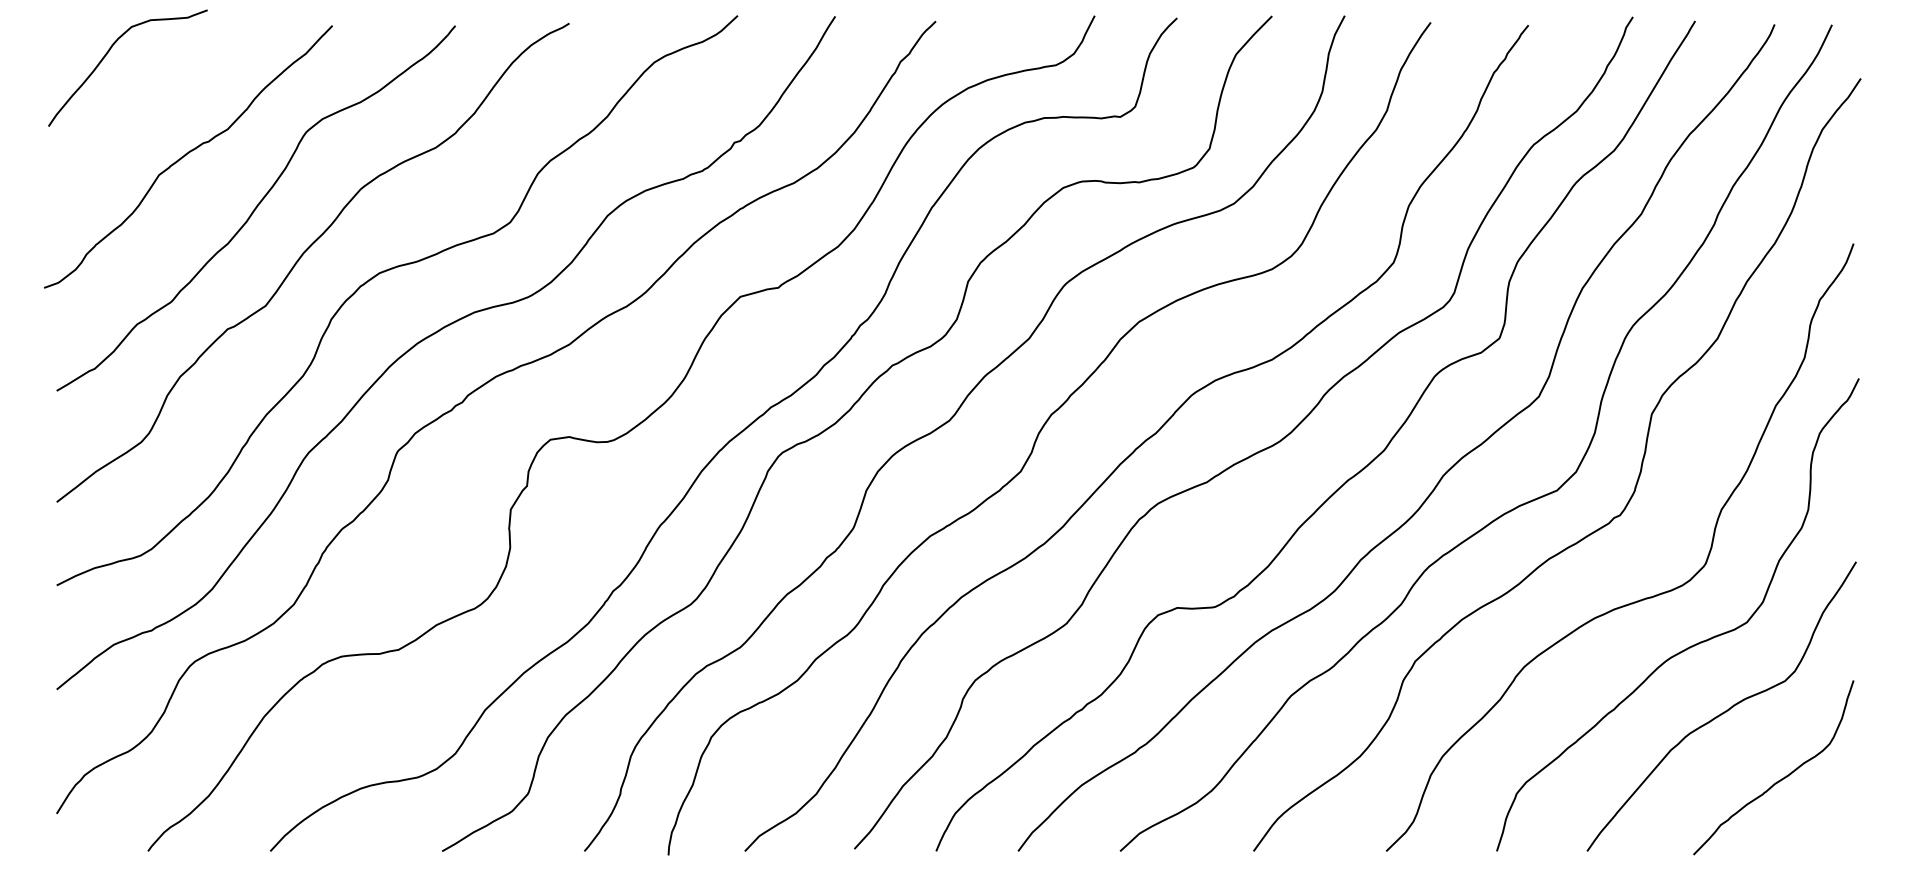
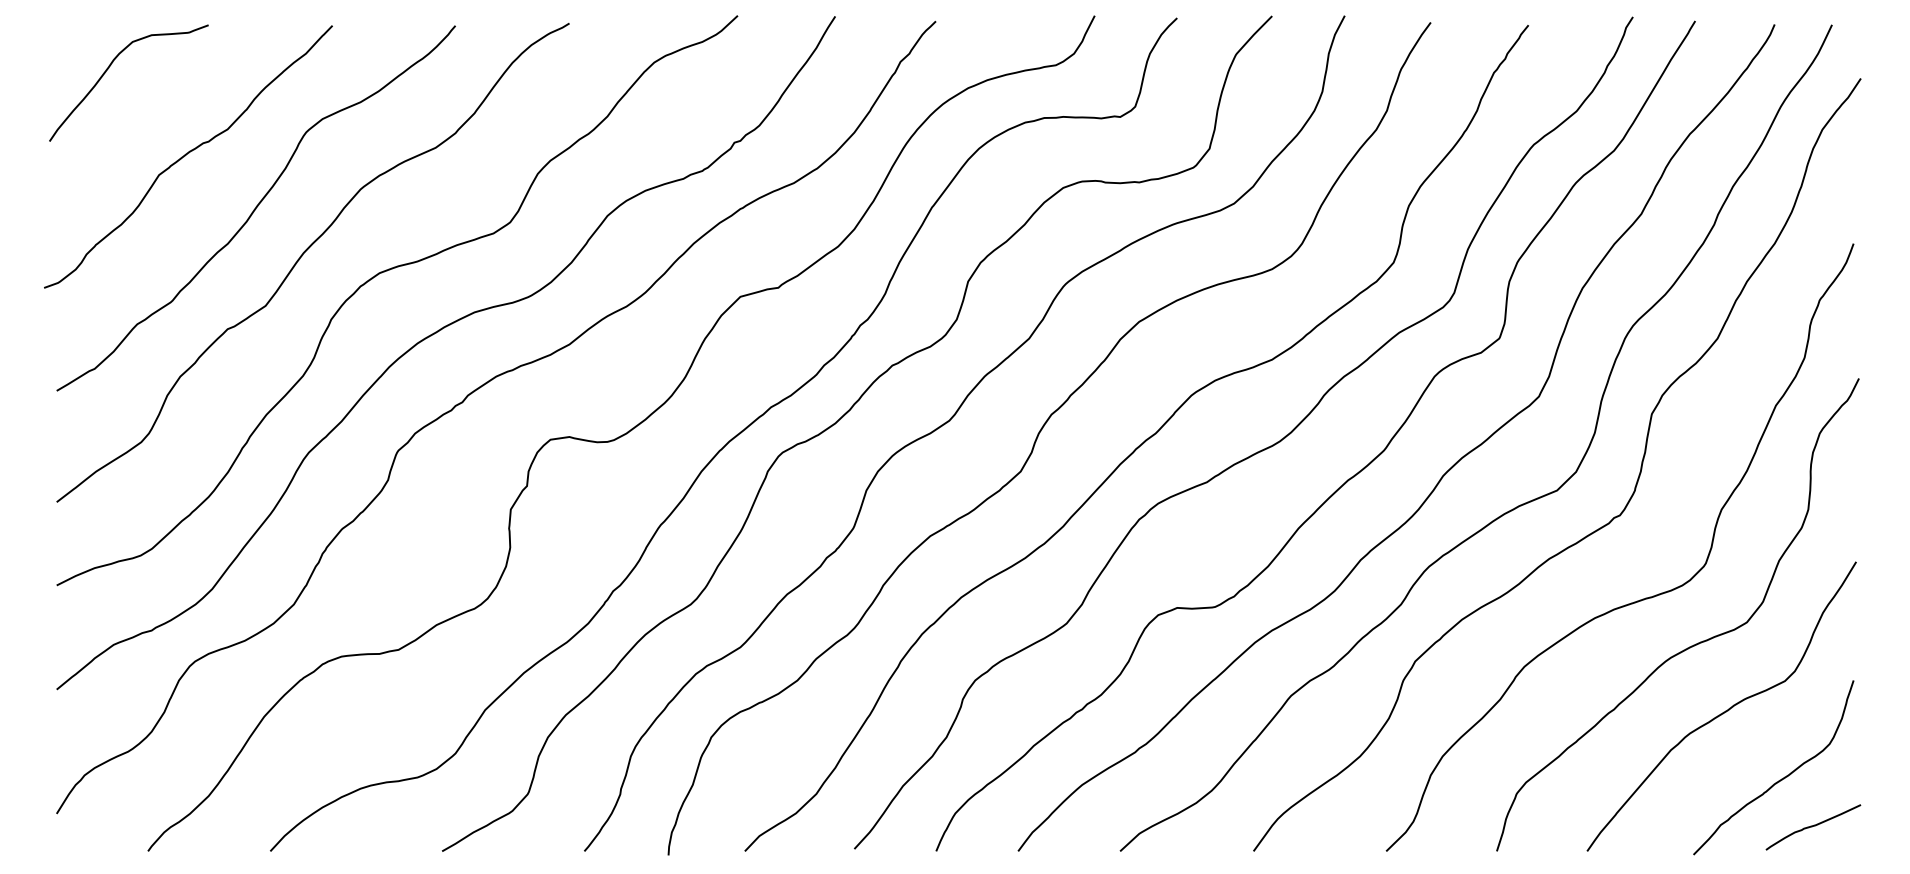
curve position: (108, 53) -> (109, 68) (109, 68)
curve: none -> present (1813, 826)
